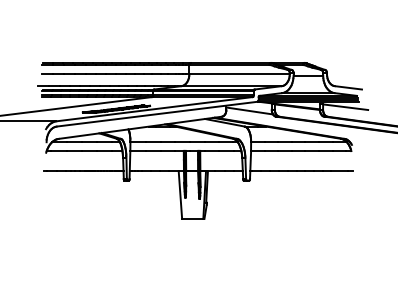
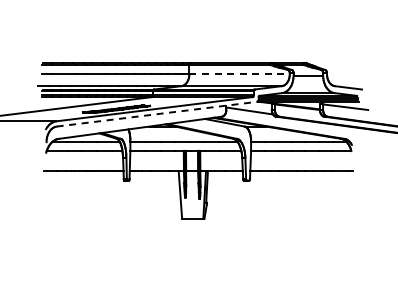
line: solid -> dashed (240, 73)
line: solid -> dashed (157, 114)
